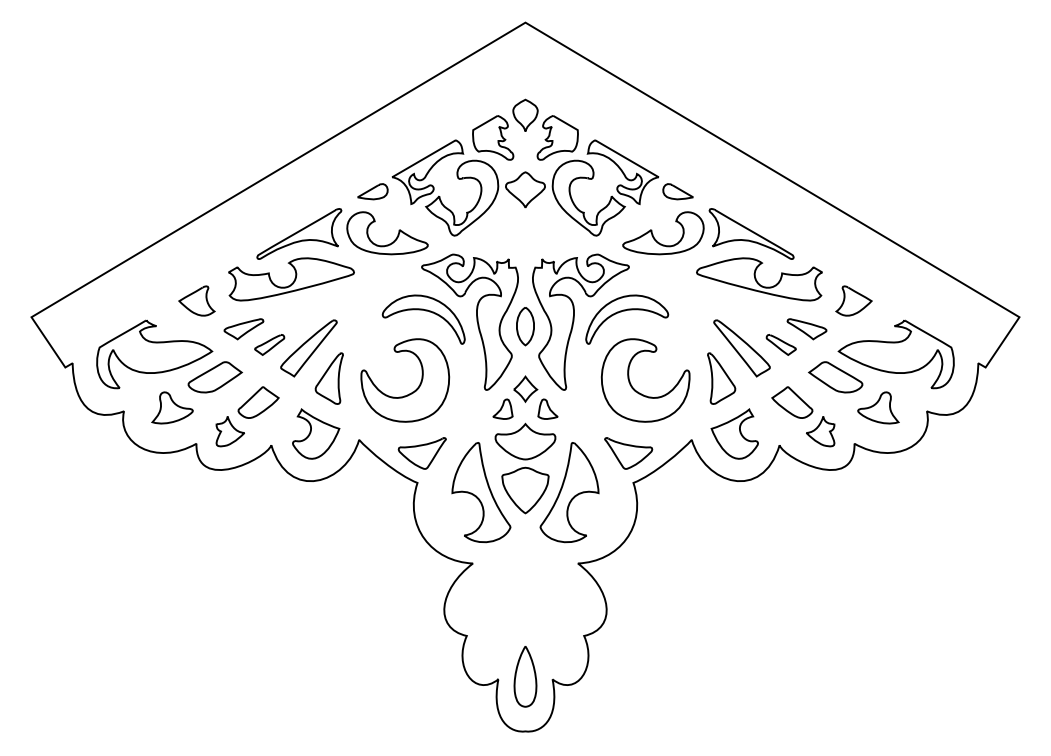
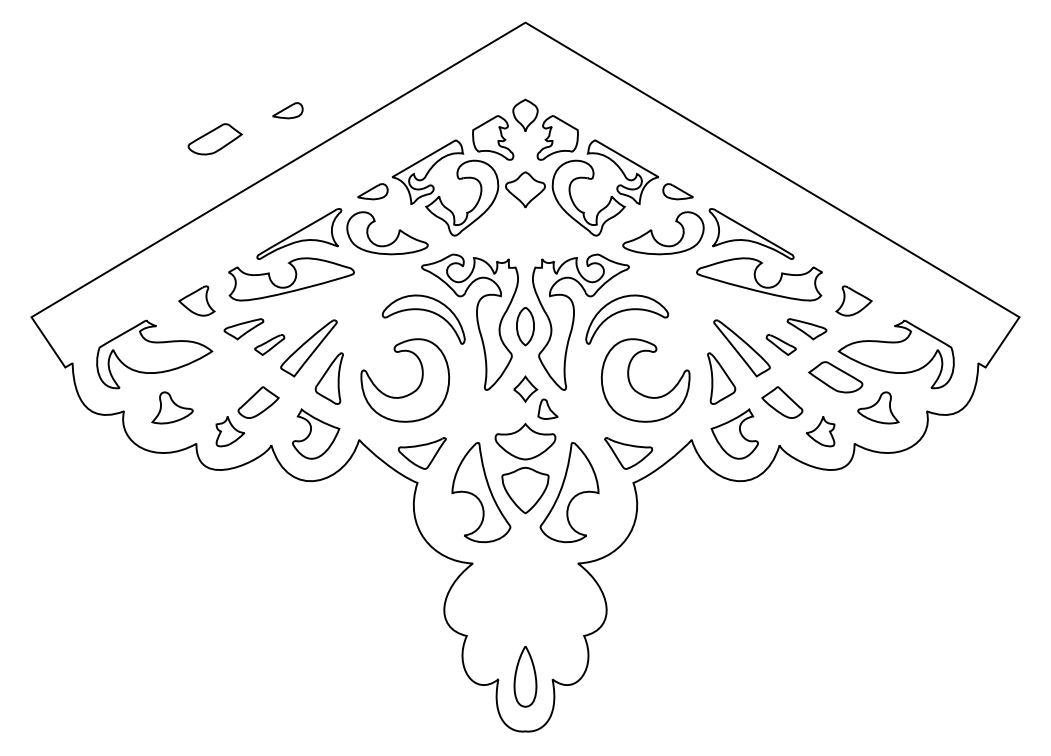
part: none -> present (287, 110)
part position: (214, 377) -> (214, 139) (214, 139)
part position: (792, 402) -> (782, 402) (782, 402)
part: present -> none (502, 408)
